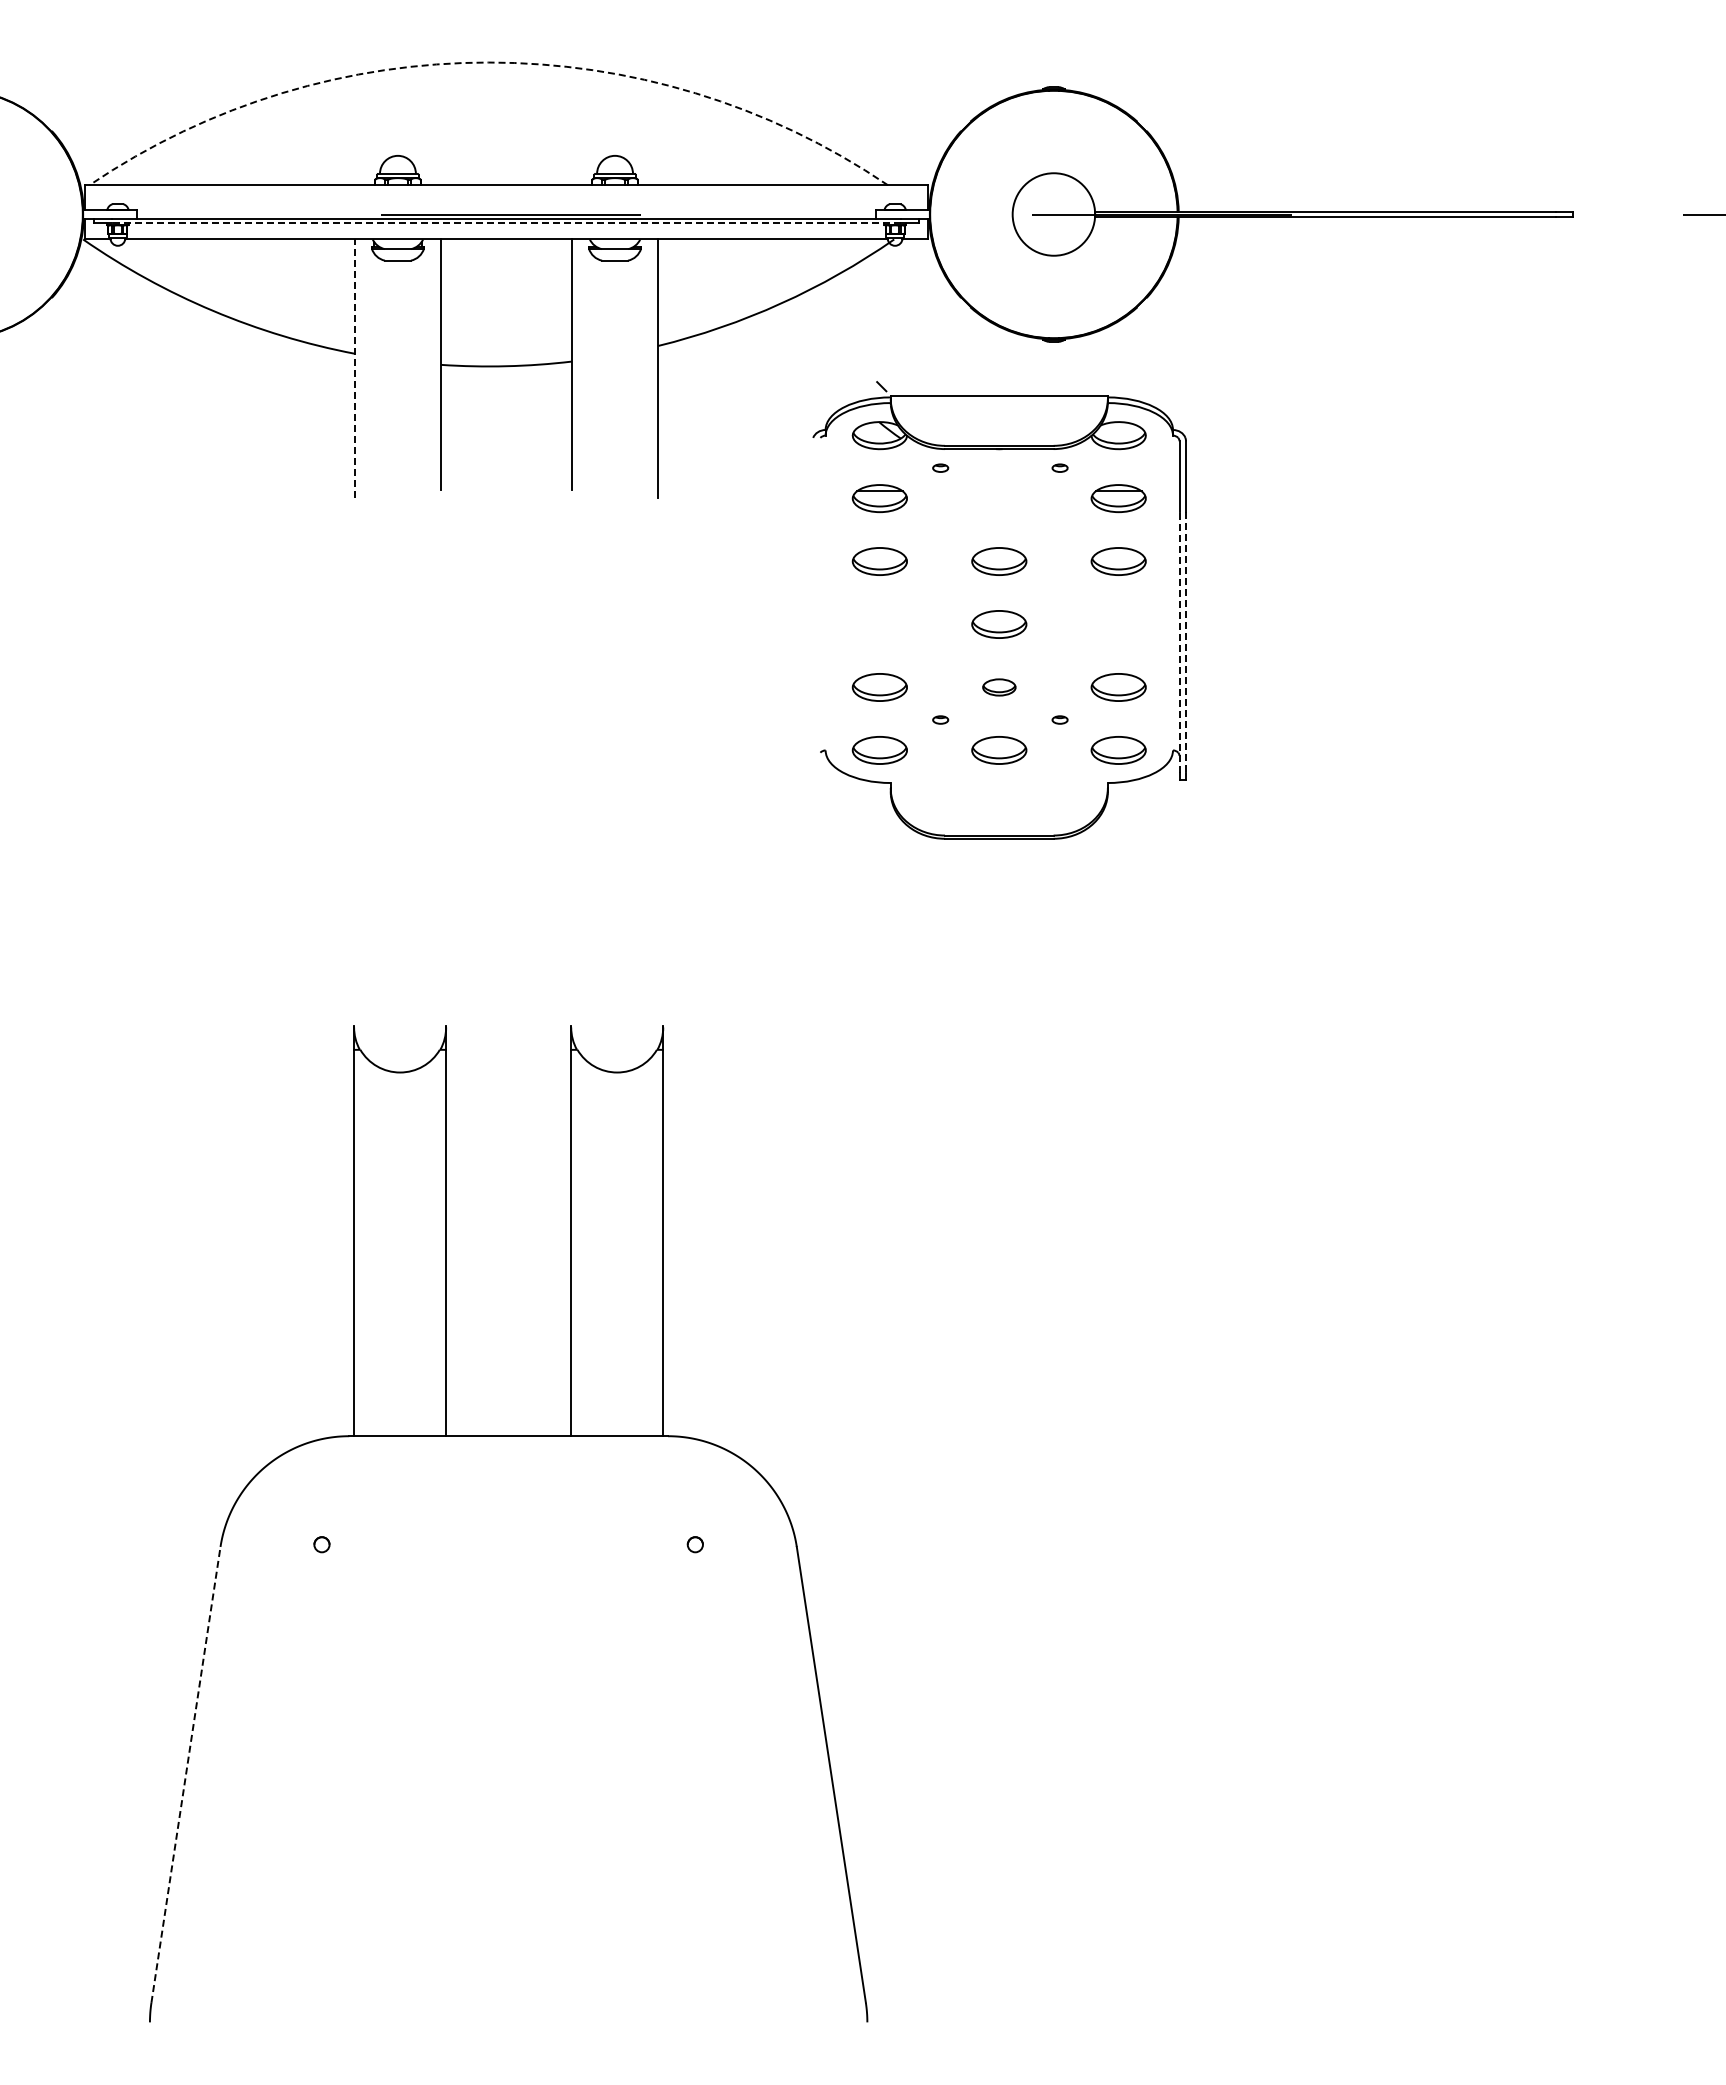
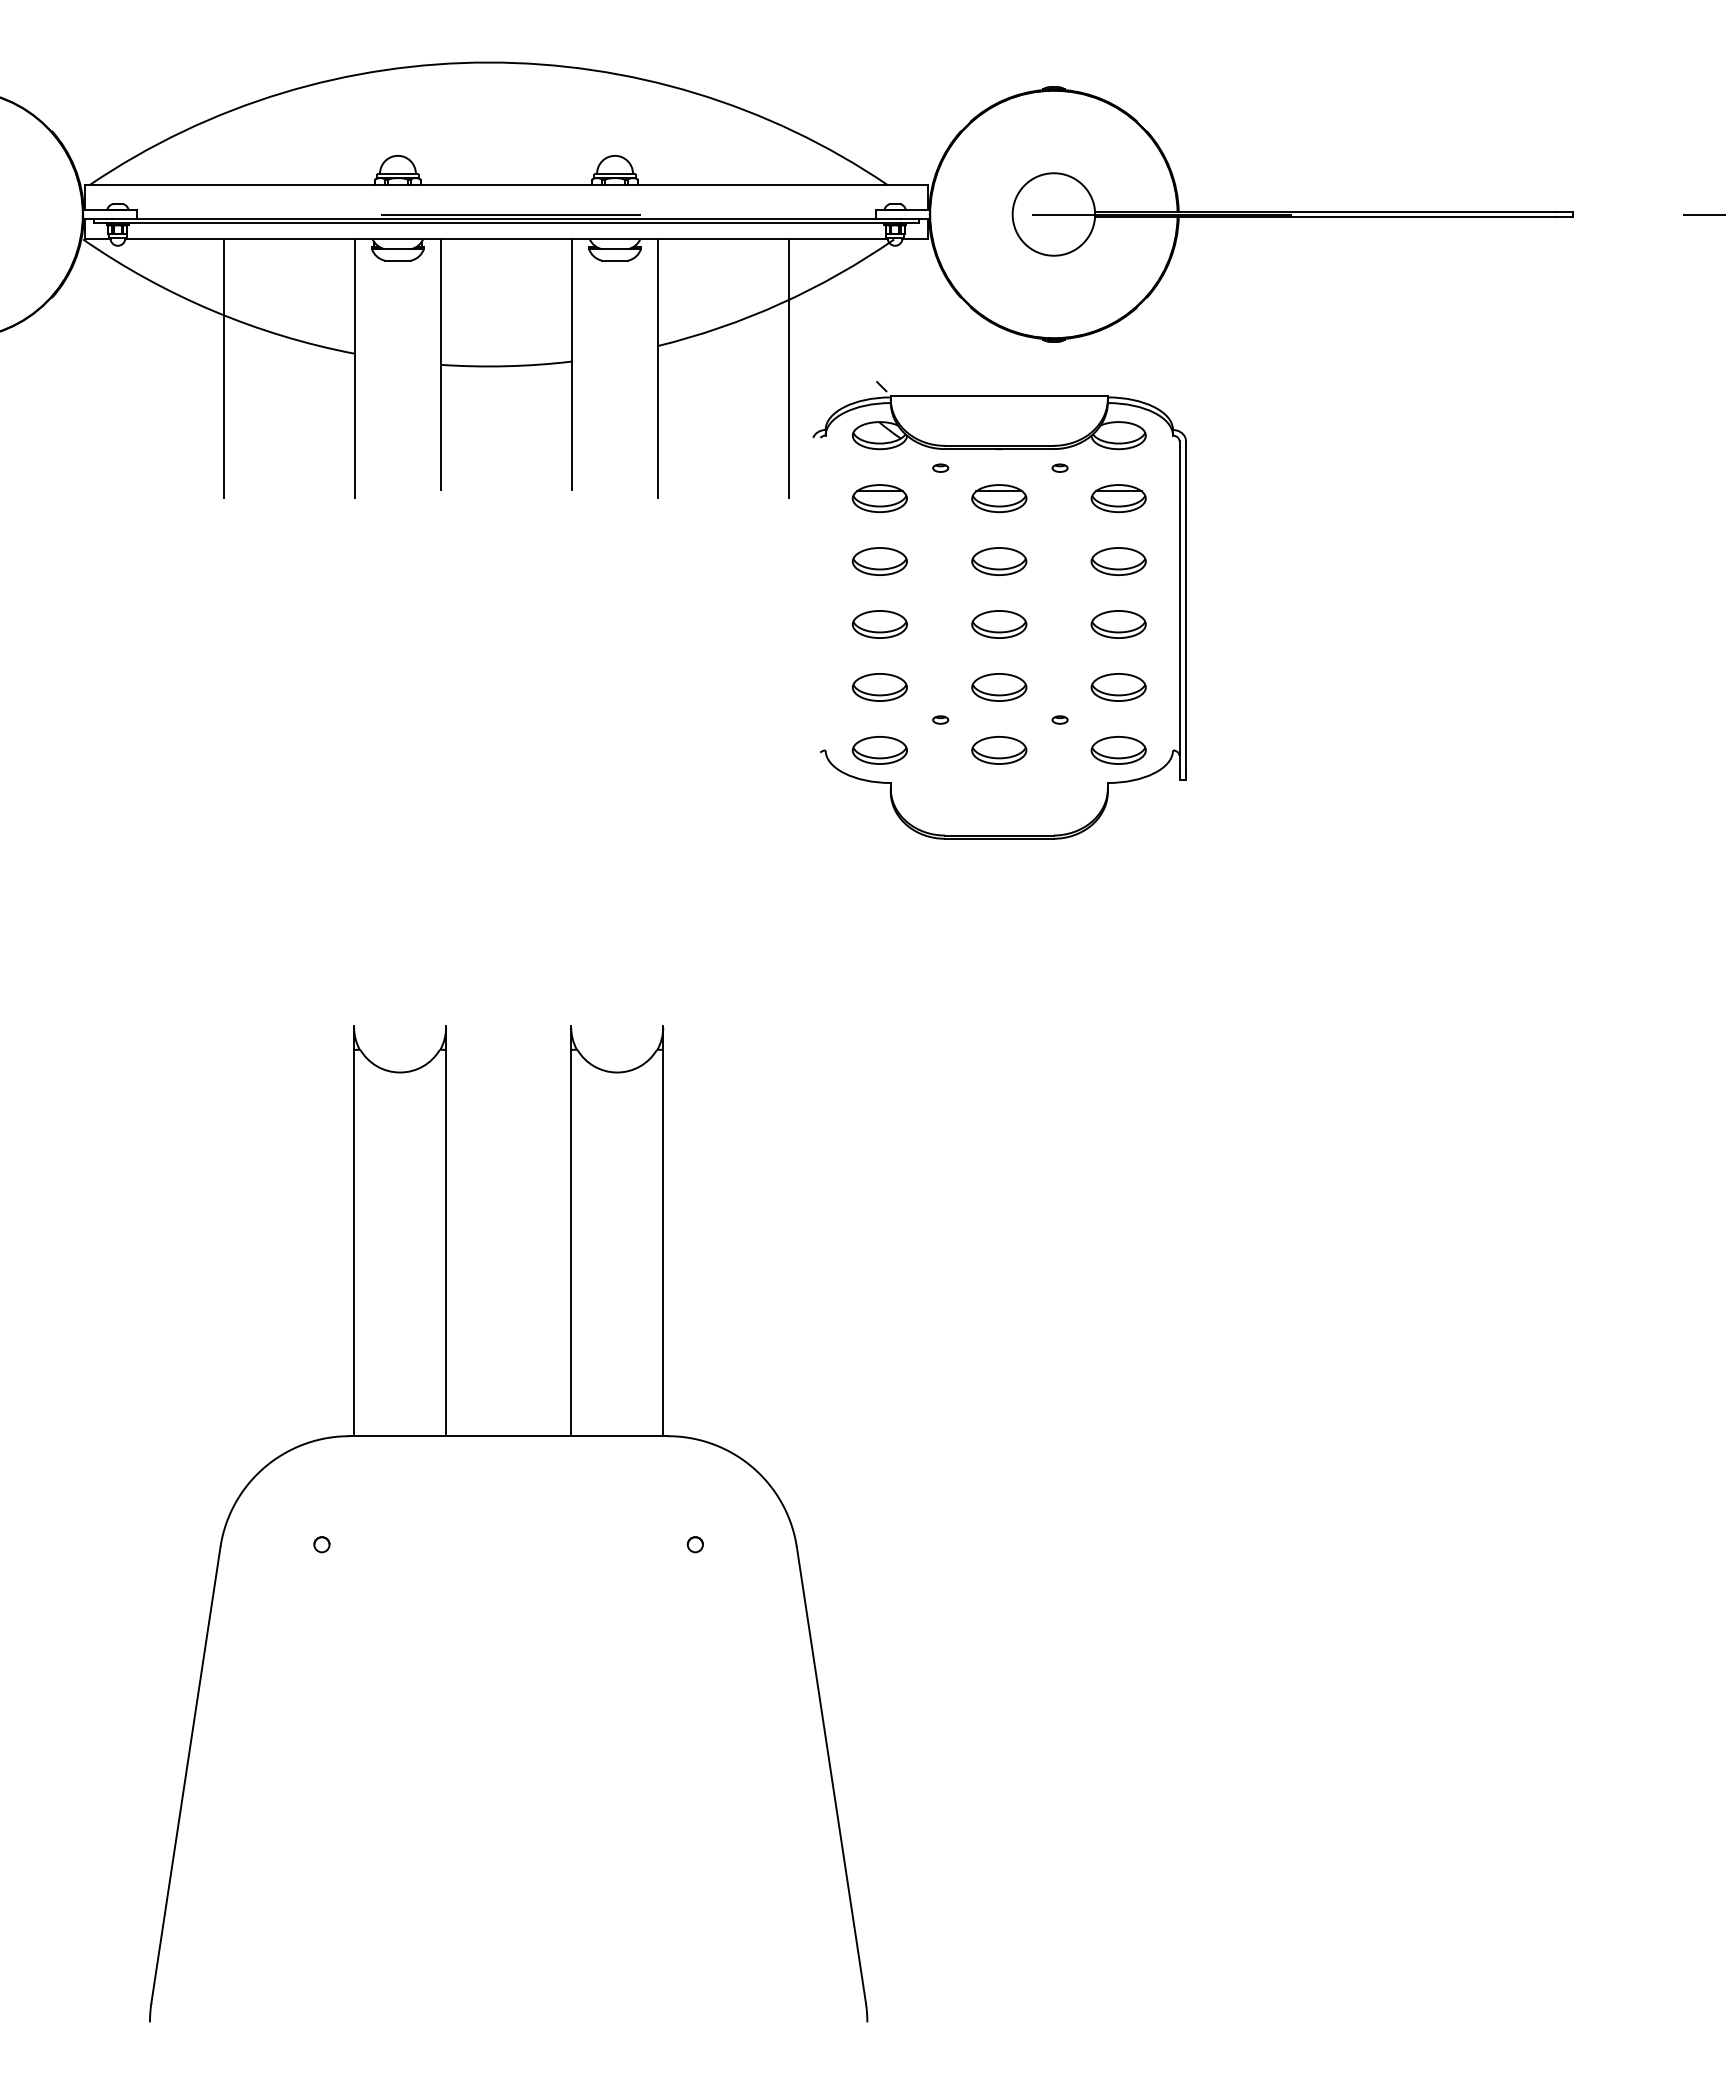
arc: dashed -> solid (488, 62)
line: dashed -> solid (506, 223)
line: none -> present (223, 368)
line: dashed -> solid (354, 368)
line: none -> present (789, 368)
part: none -> present (999, 498)
part: none -> present (879, 624)
part: none -> present (1118, 624)
line: dashed -> solid (1179, 641)
line: dashed -> solid (1186, 642)
part size: 35x19 px -> 57x29 px (999, 687)
line: dashed -> solid (185, 1774)
